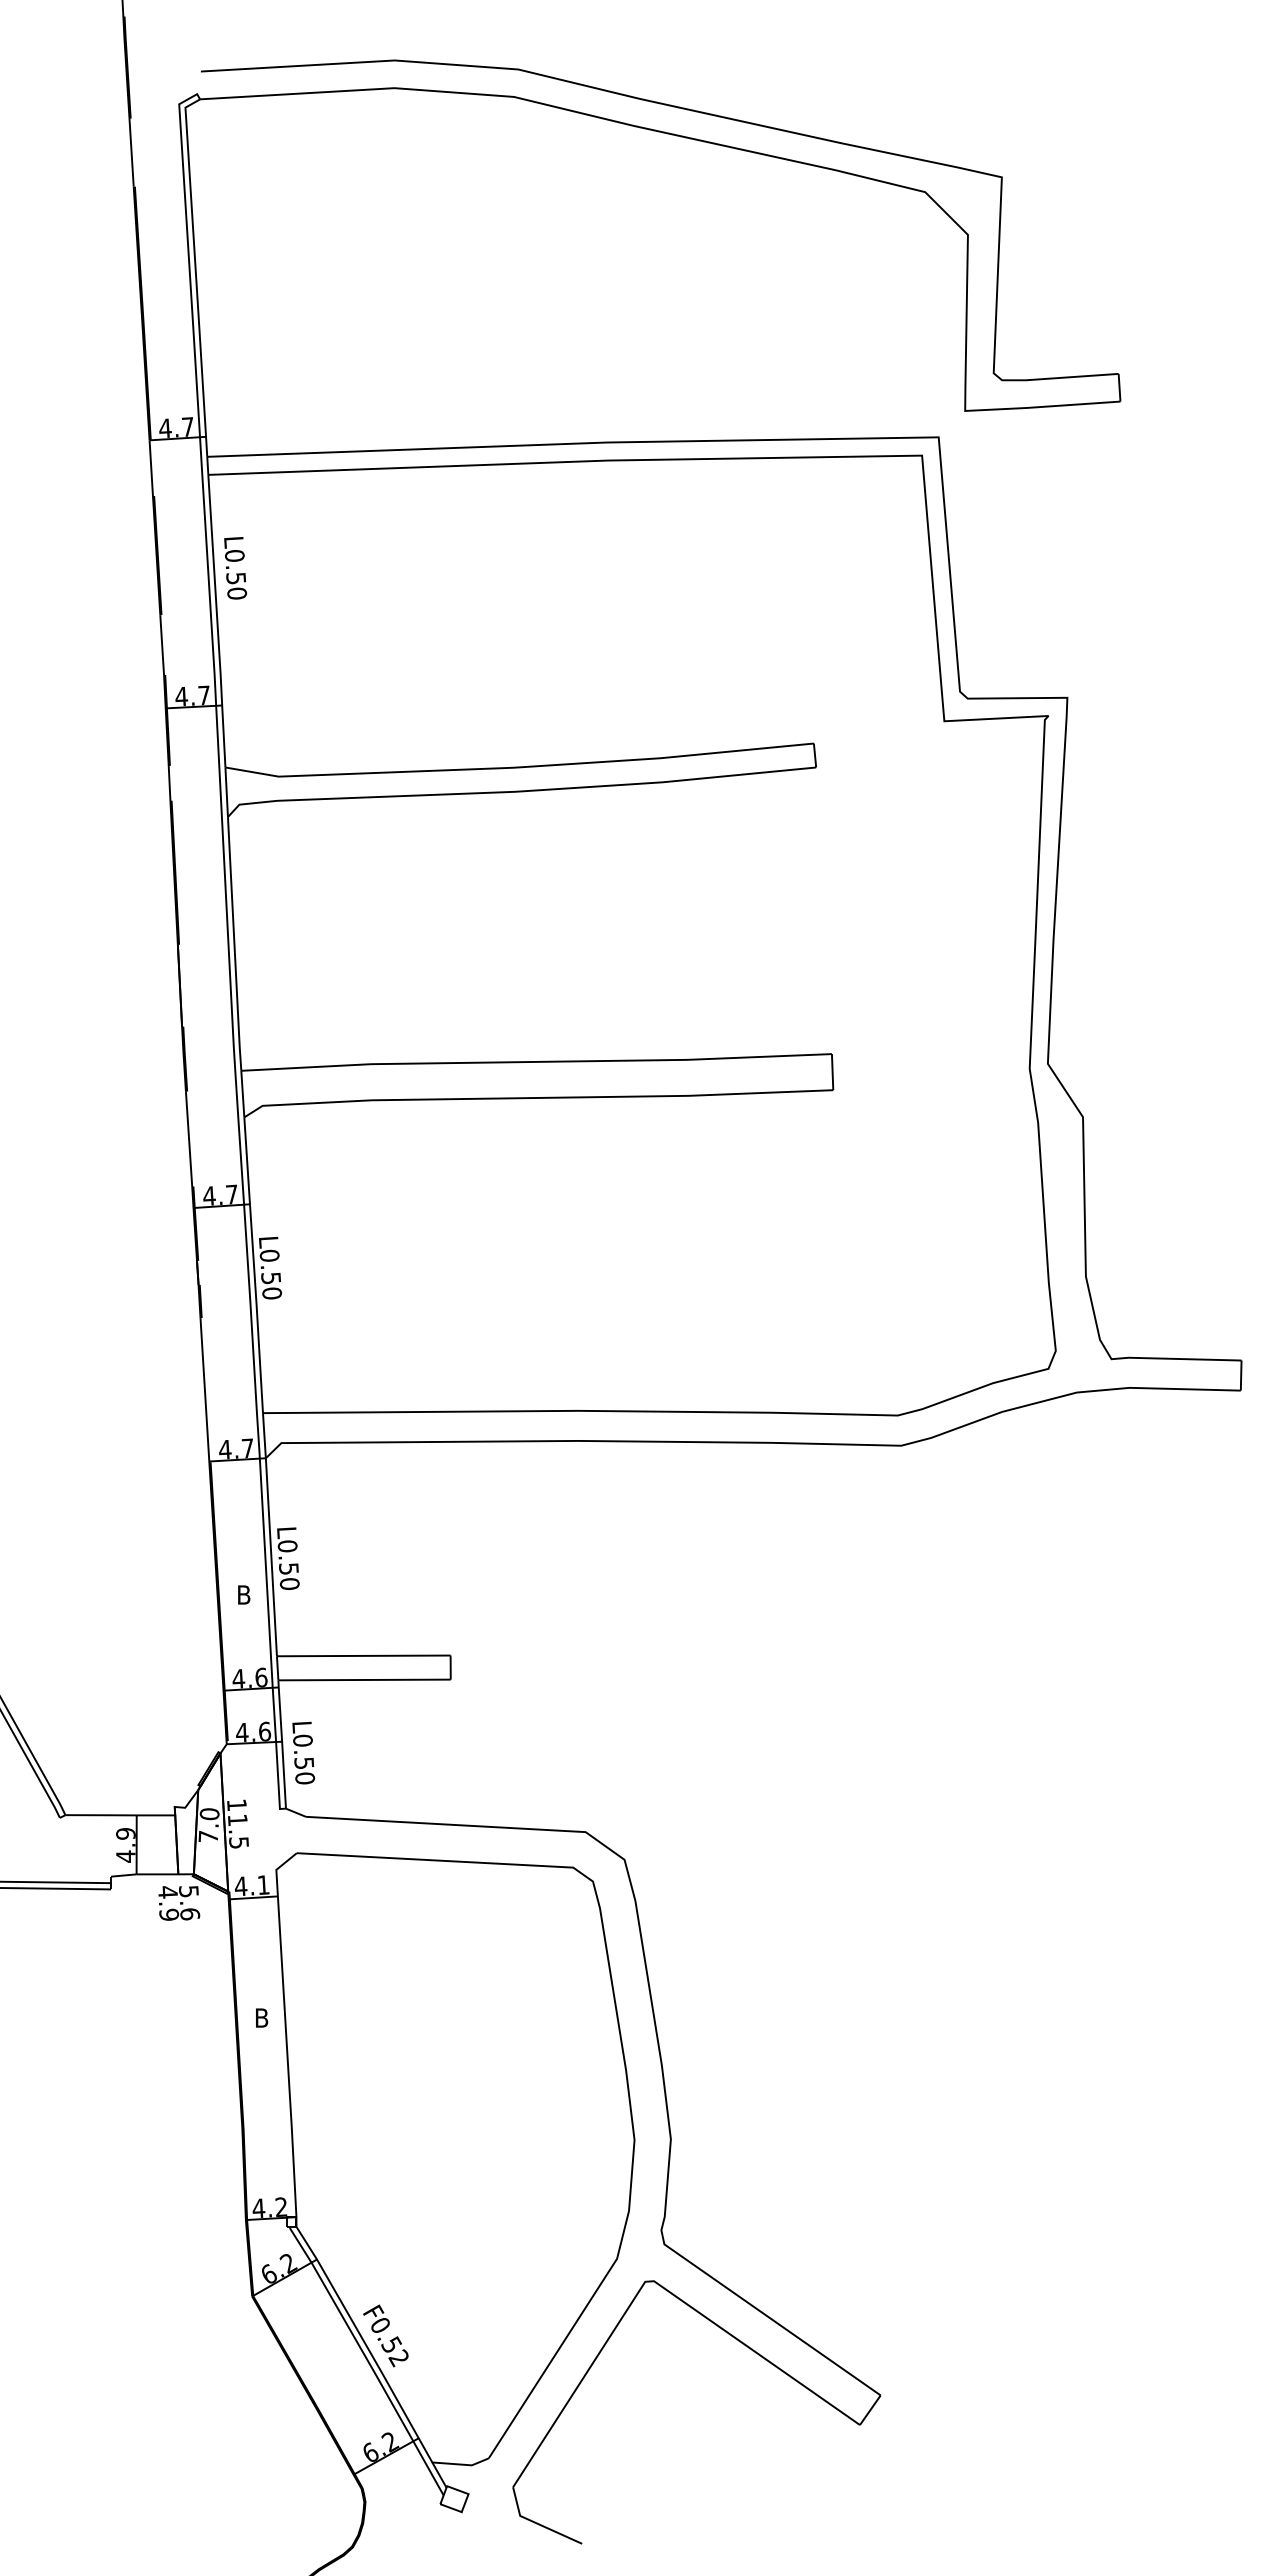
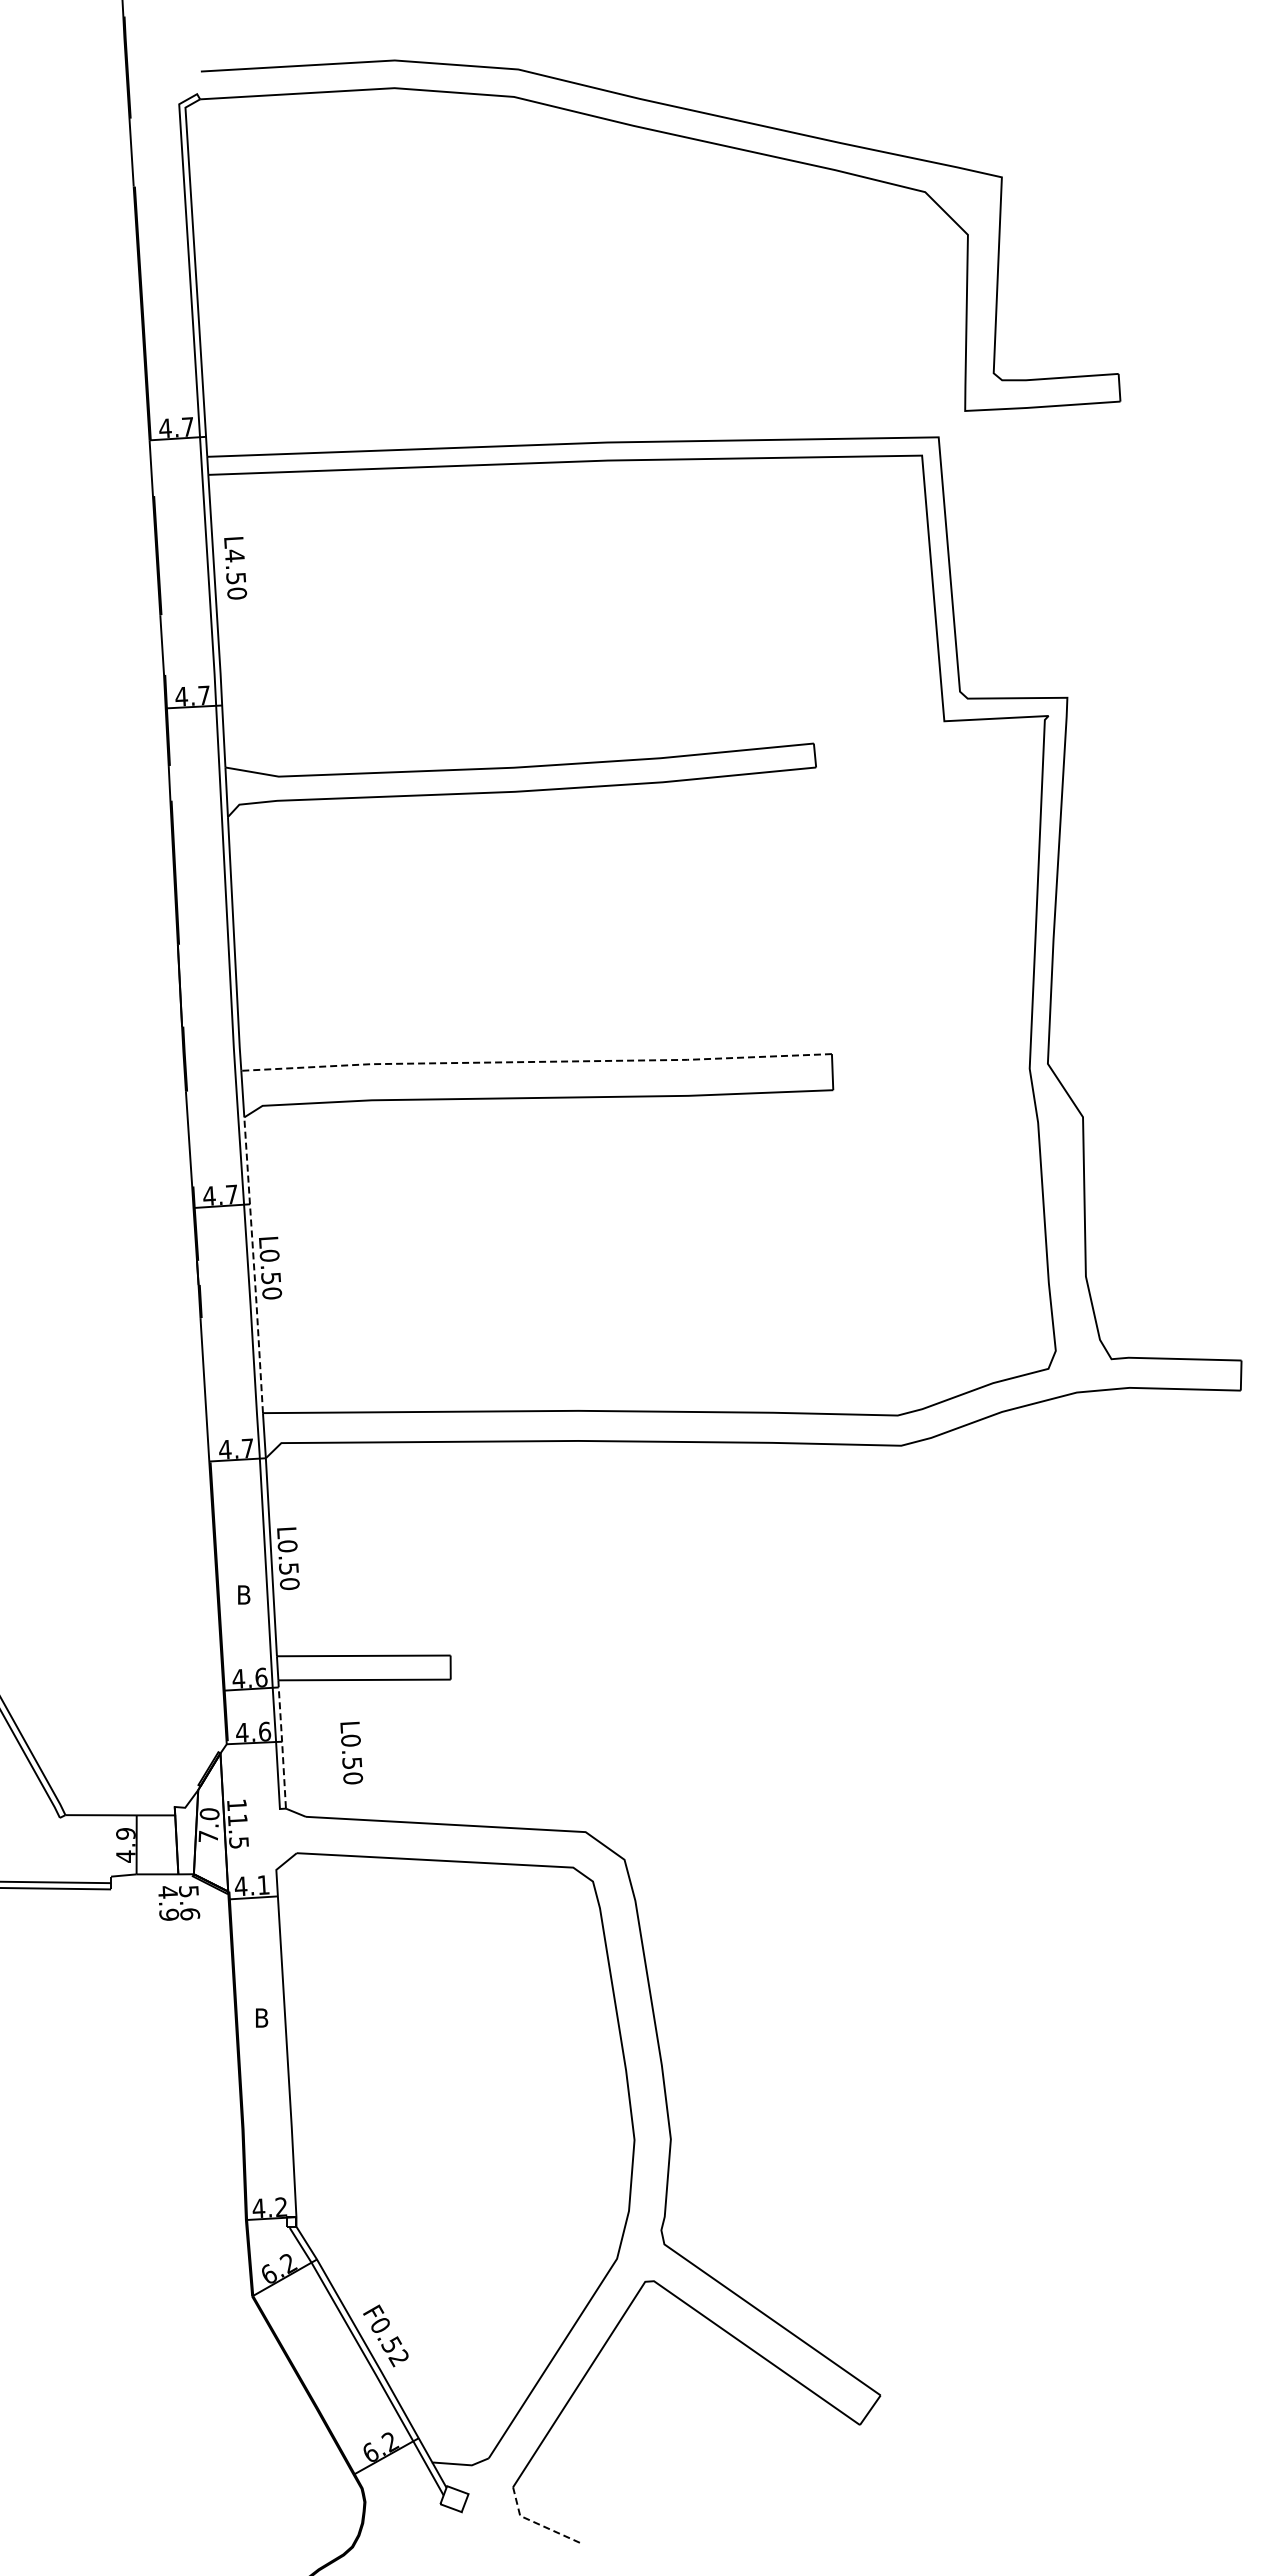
text: L0.50 -> L4.50 (234, 555)
line: solid -> dashed (536, 1061)
line: solid -> dashed (253, 1265)
line: solid -> dashed (282, 1743)
text position: (303, 1752) -> (351, 1752) (351, 1752)
line: solid -> dashed (537, 2523)
